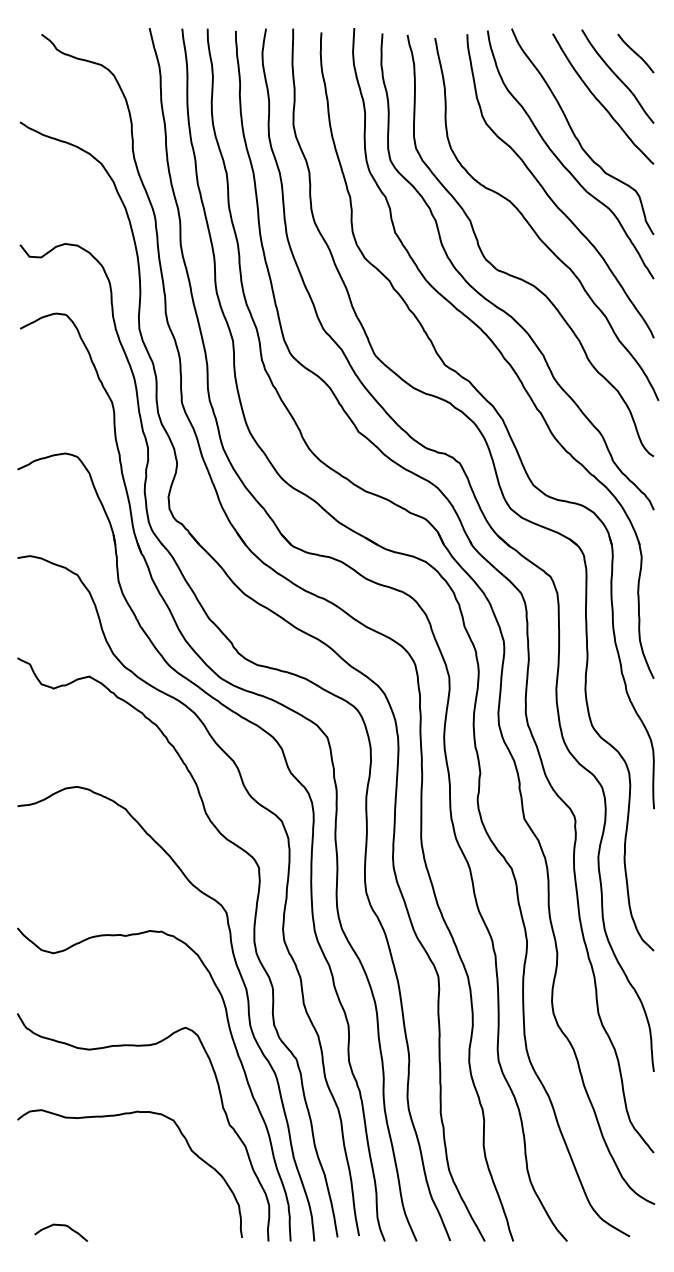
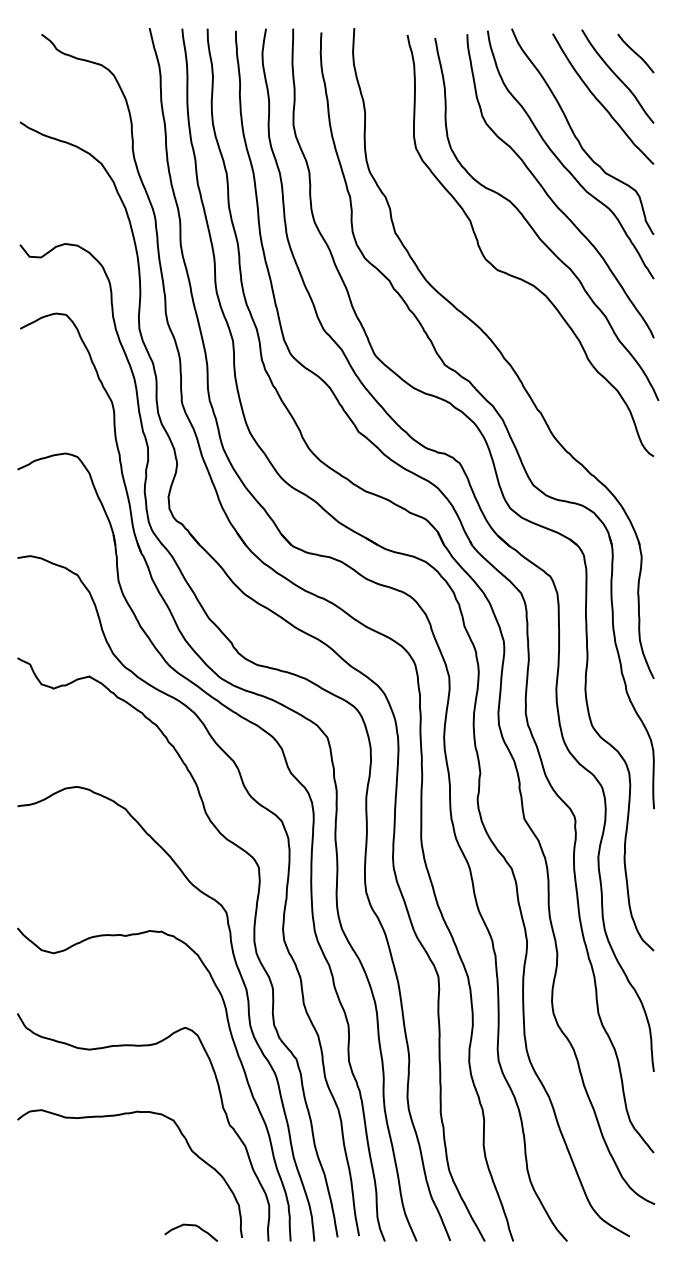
curve: present -> none (495, 304)
curve position: (62, 1226) -> (192, 1226) (192, 1226)
